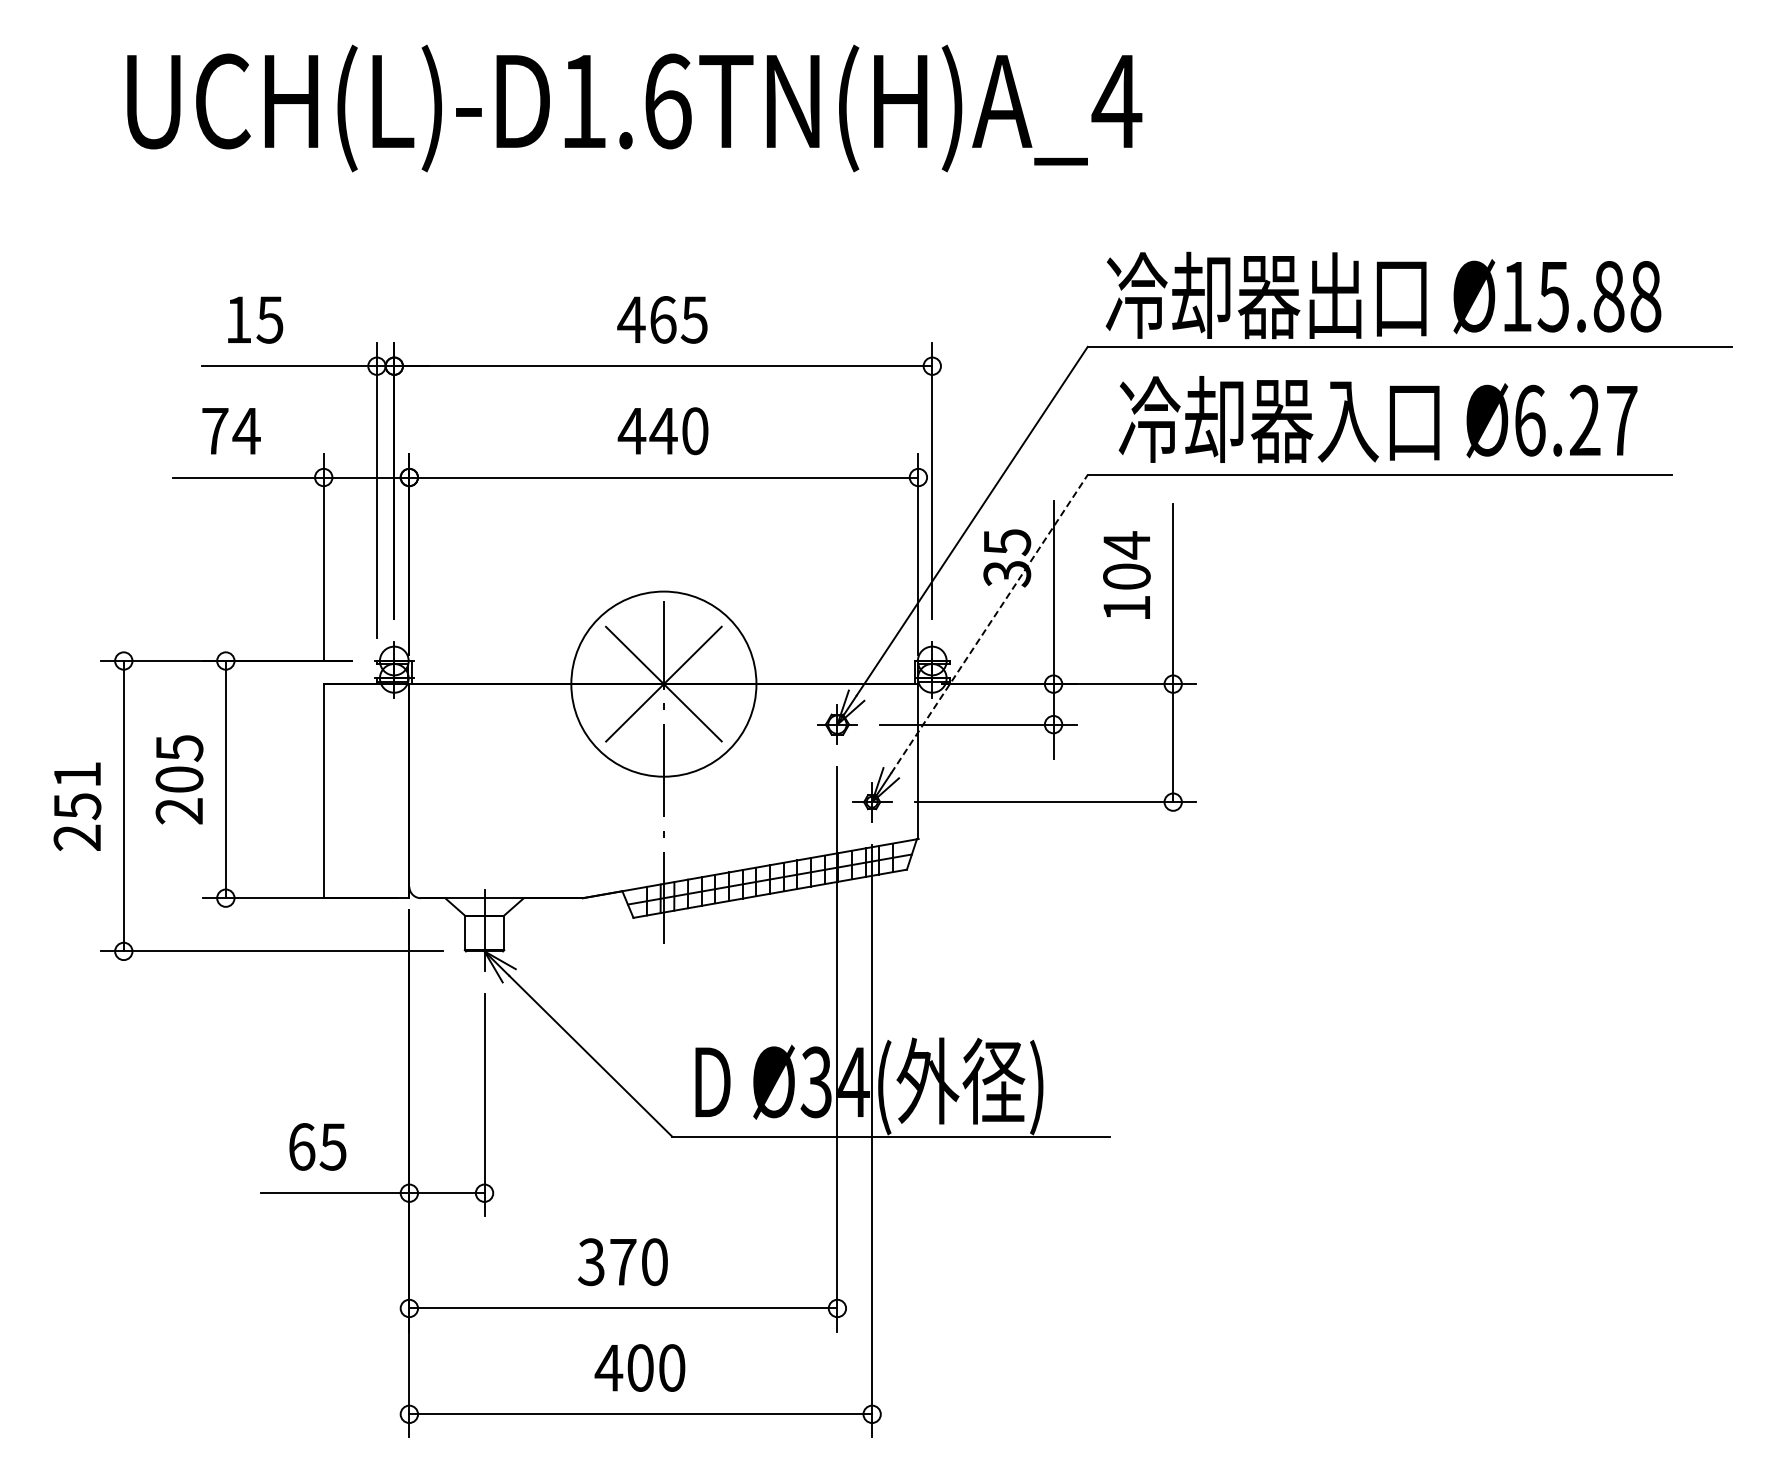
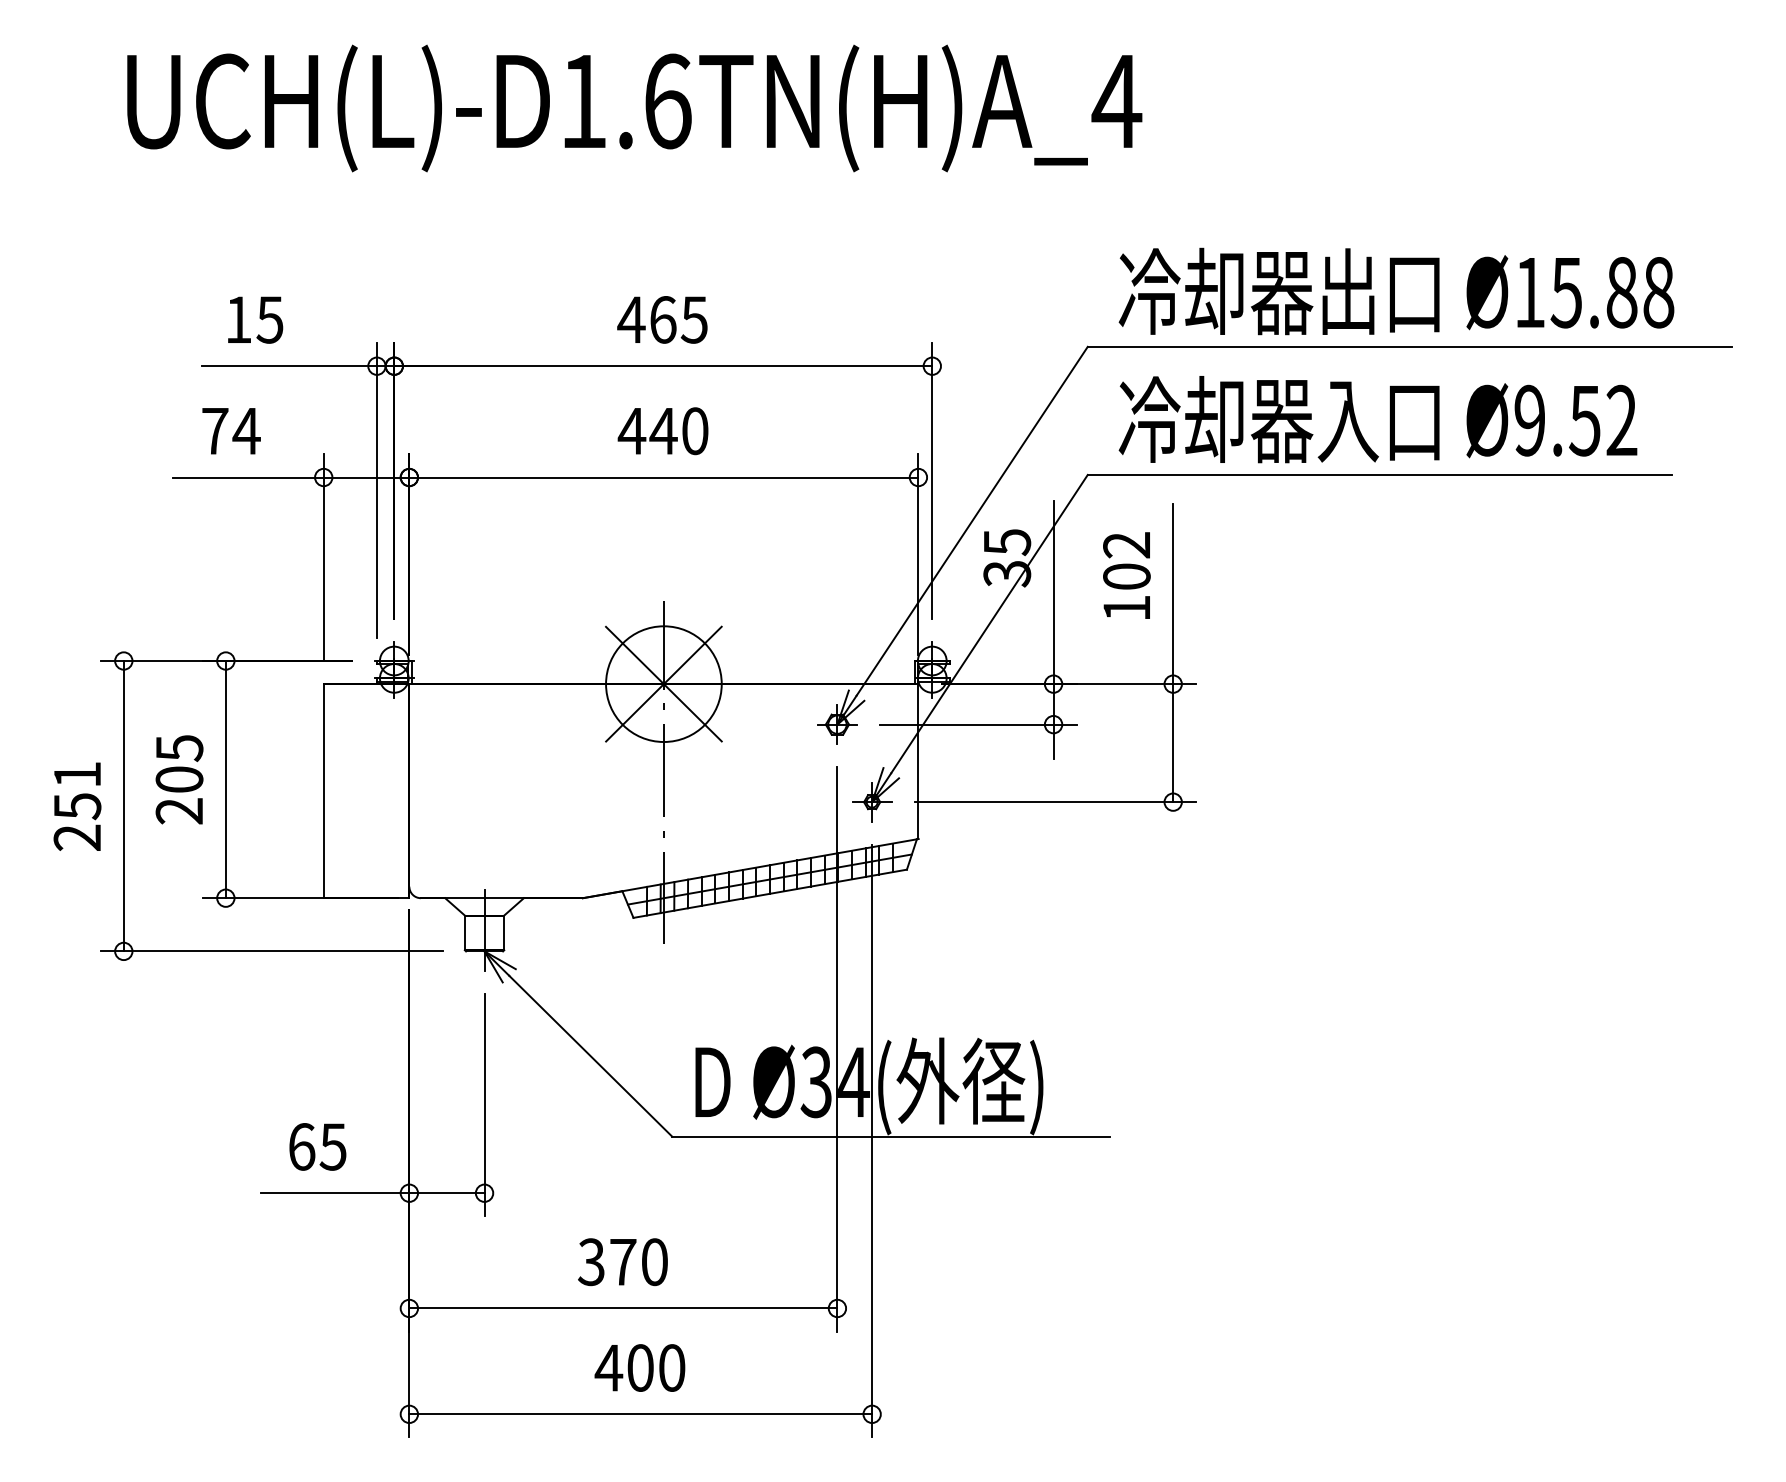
text position: (1383, 295) -> (1396, 291) (1396, 291)
text: Ø6.27 -> Ø9.52 (1575, 420)
text: 104 -> 102 (1126, 545)
line: dashed -> solid (989, 624)
circle diameter: 185 px -> 116 px (663, 684)
